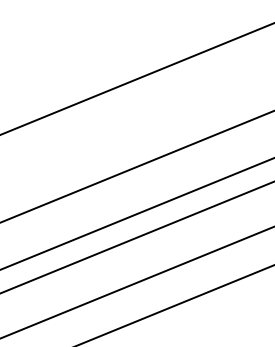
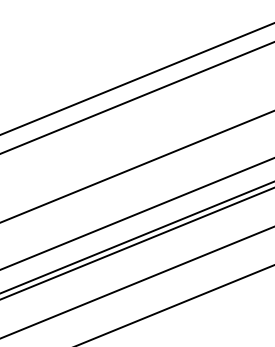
line: none -> present (136, 97)
line: none -> present (136, 243)
